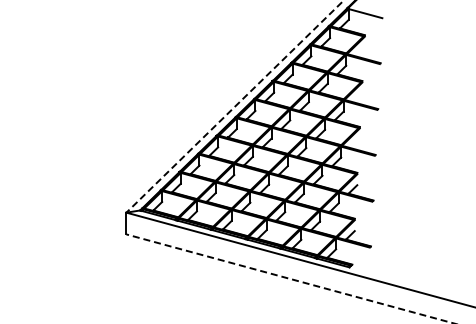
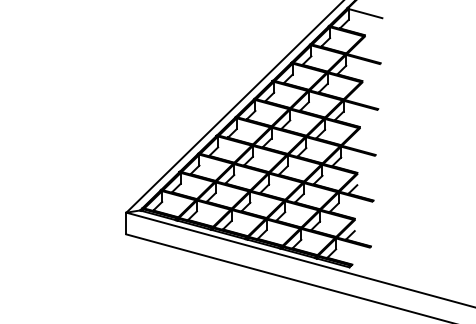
line: dashed -> solid (235, 106)
line: dashed -> solid (290, 278)
